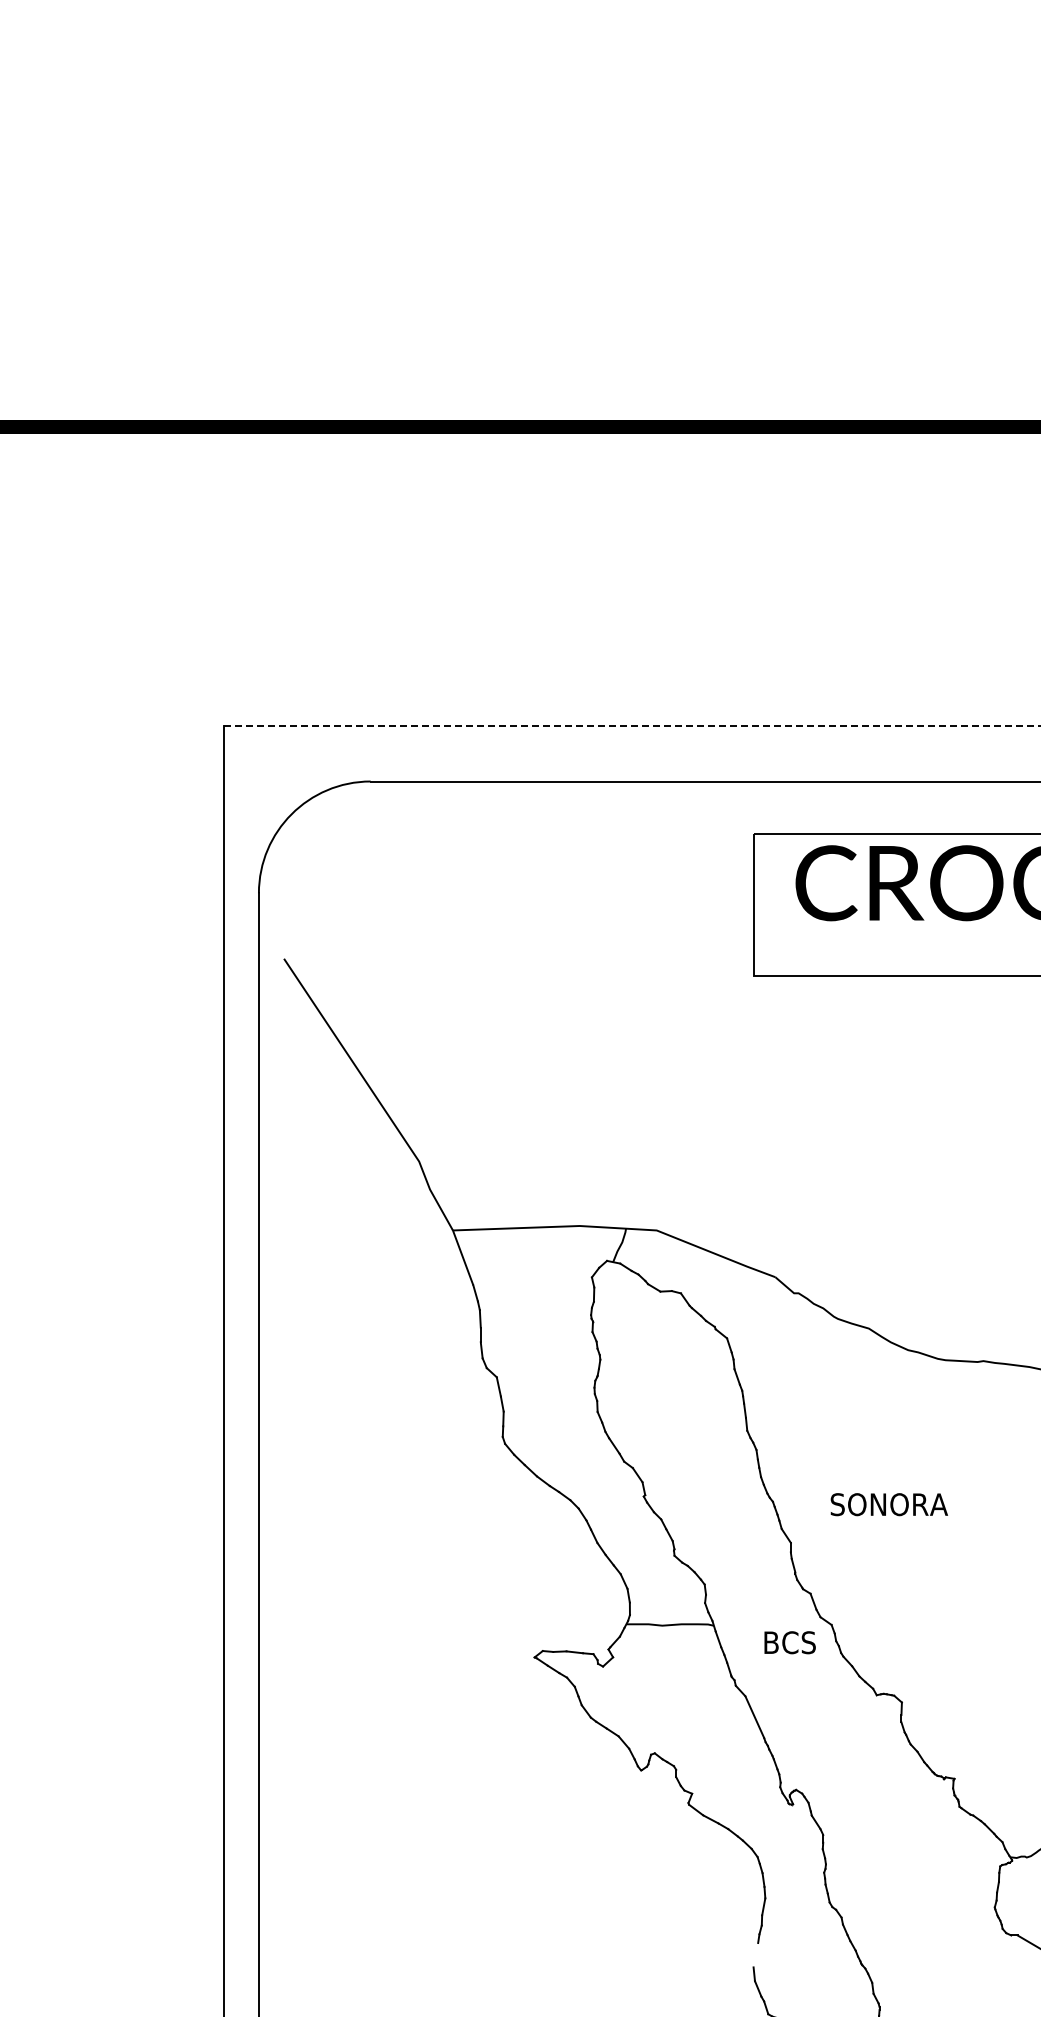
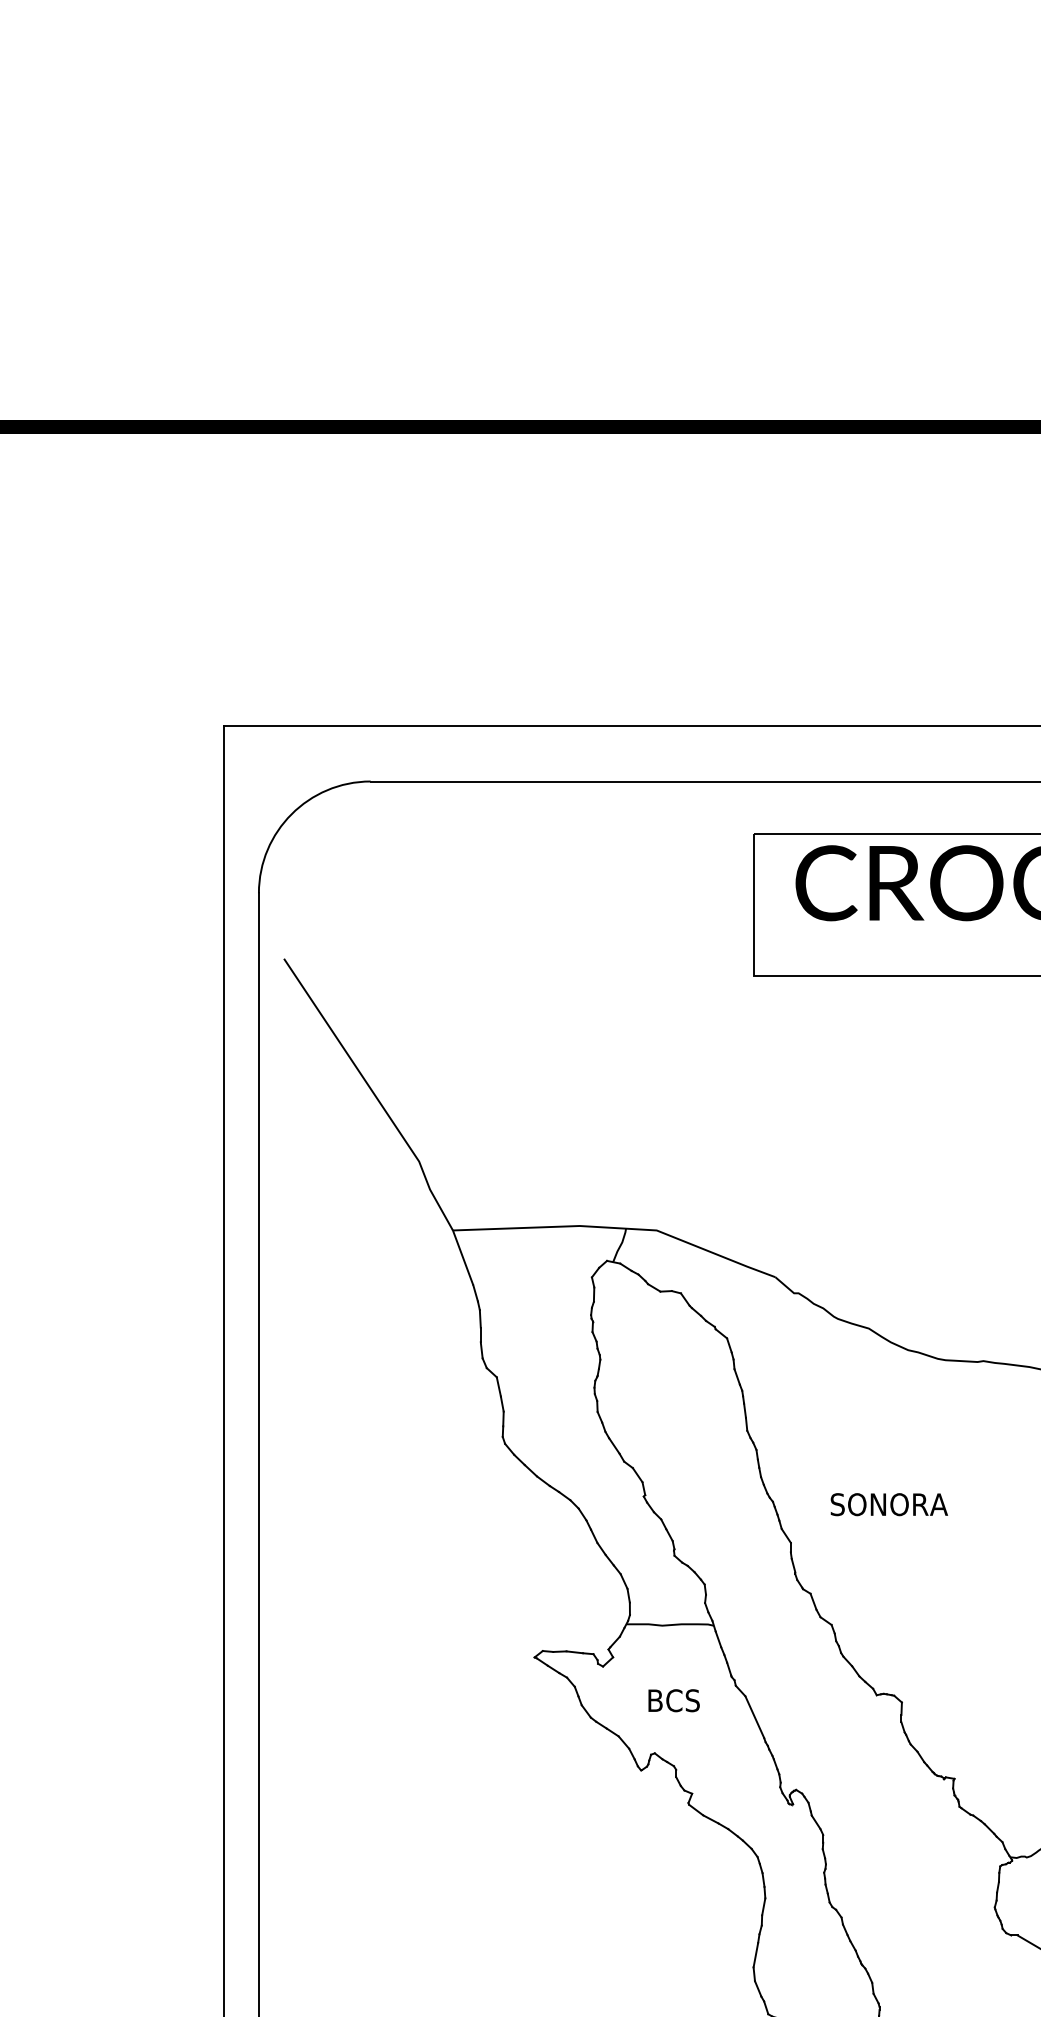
line: dashed -> solid (632, 725)
text position: (789, 1642) -> (673, 1700) (673, 1700)
line: none -> present (755, 1955)
